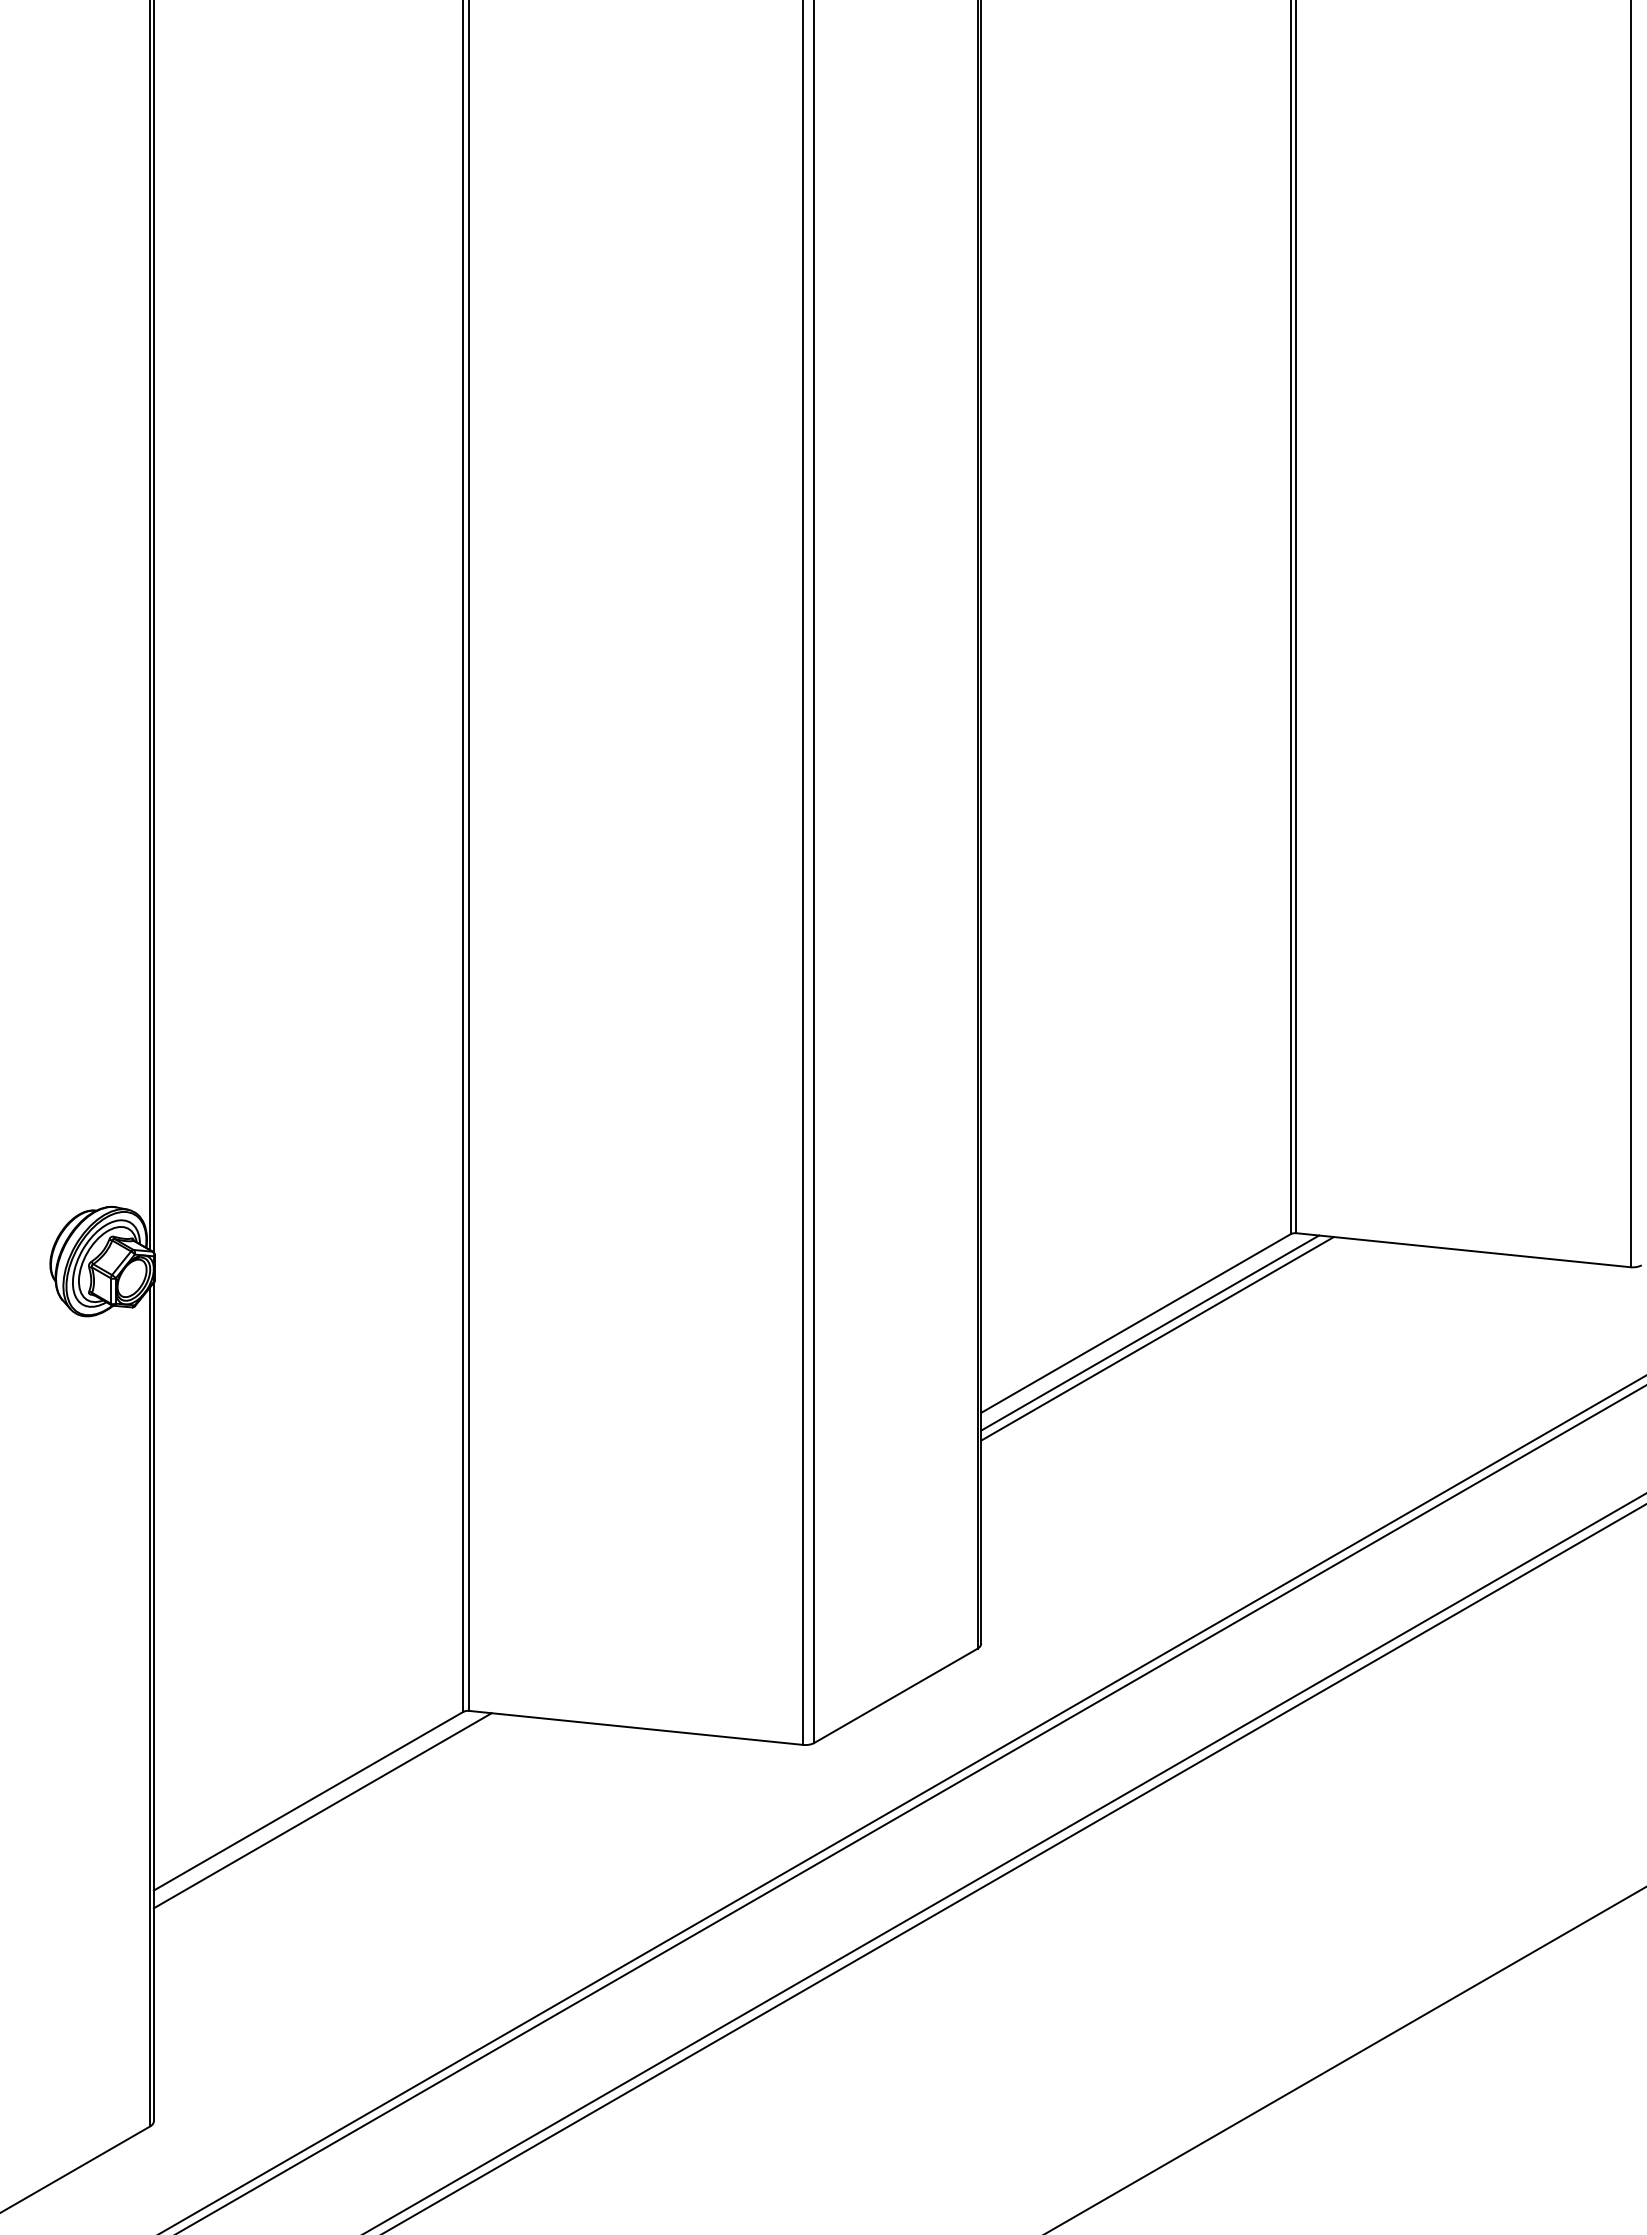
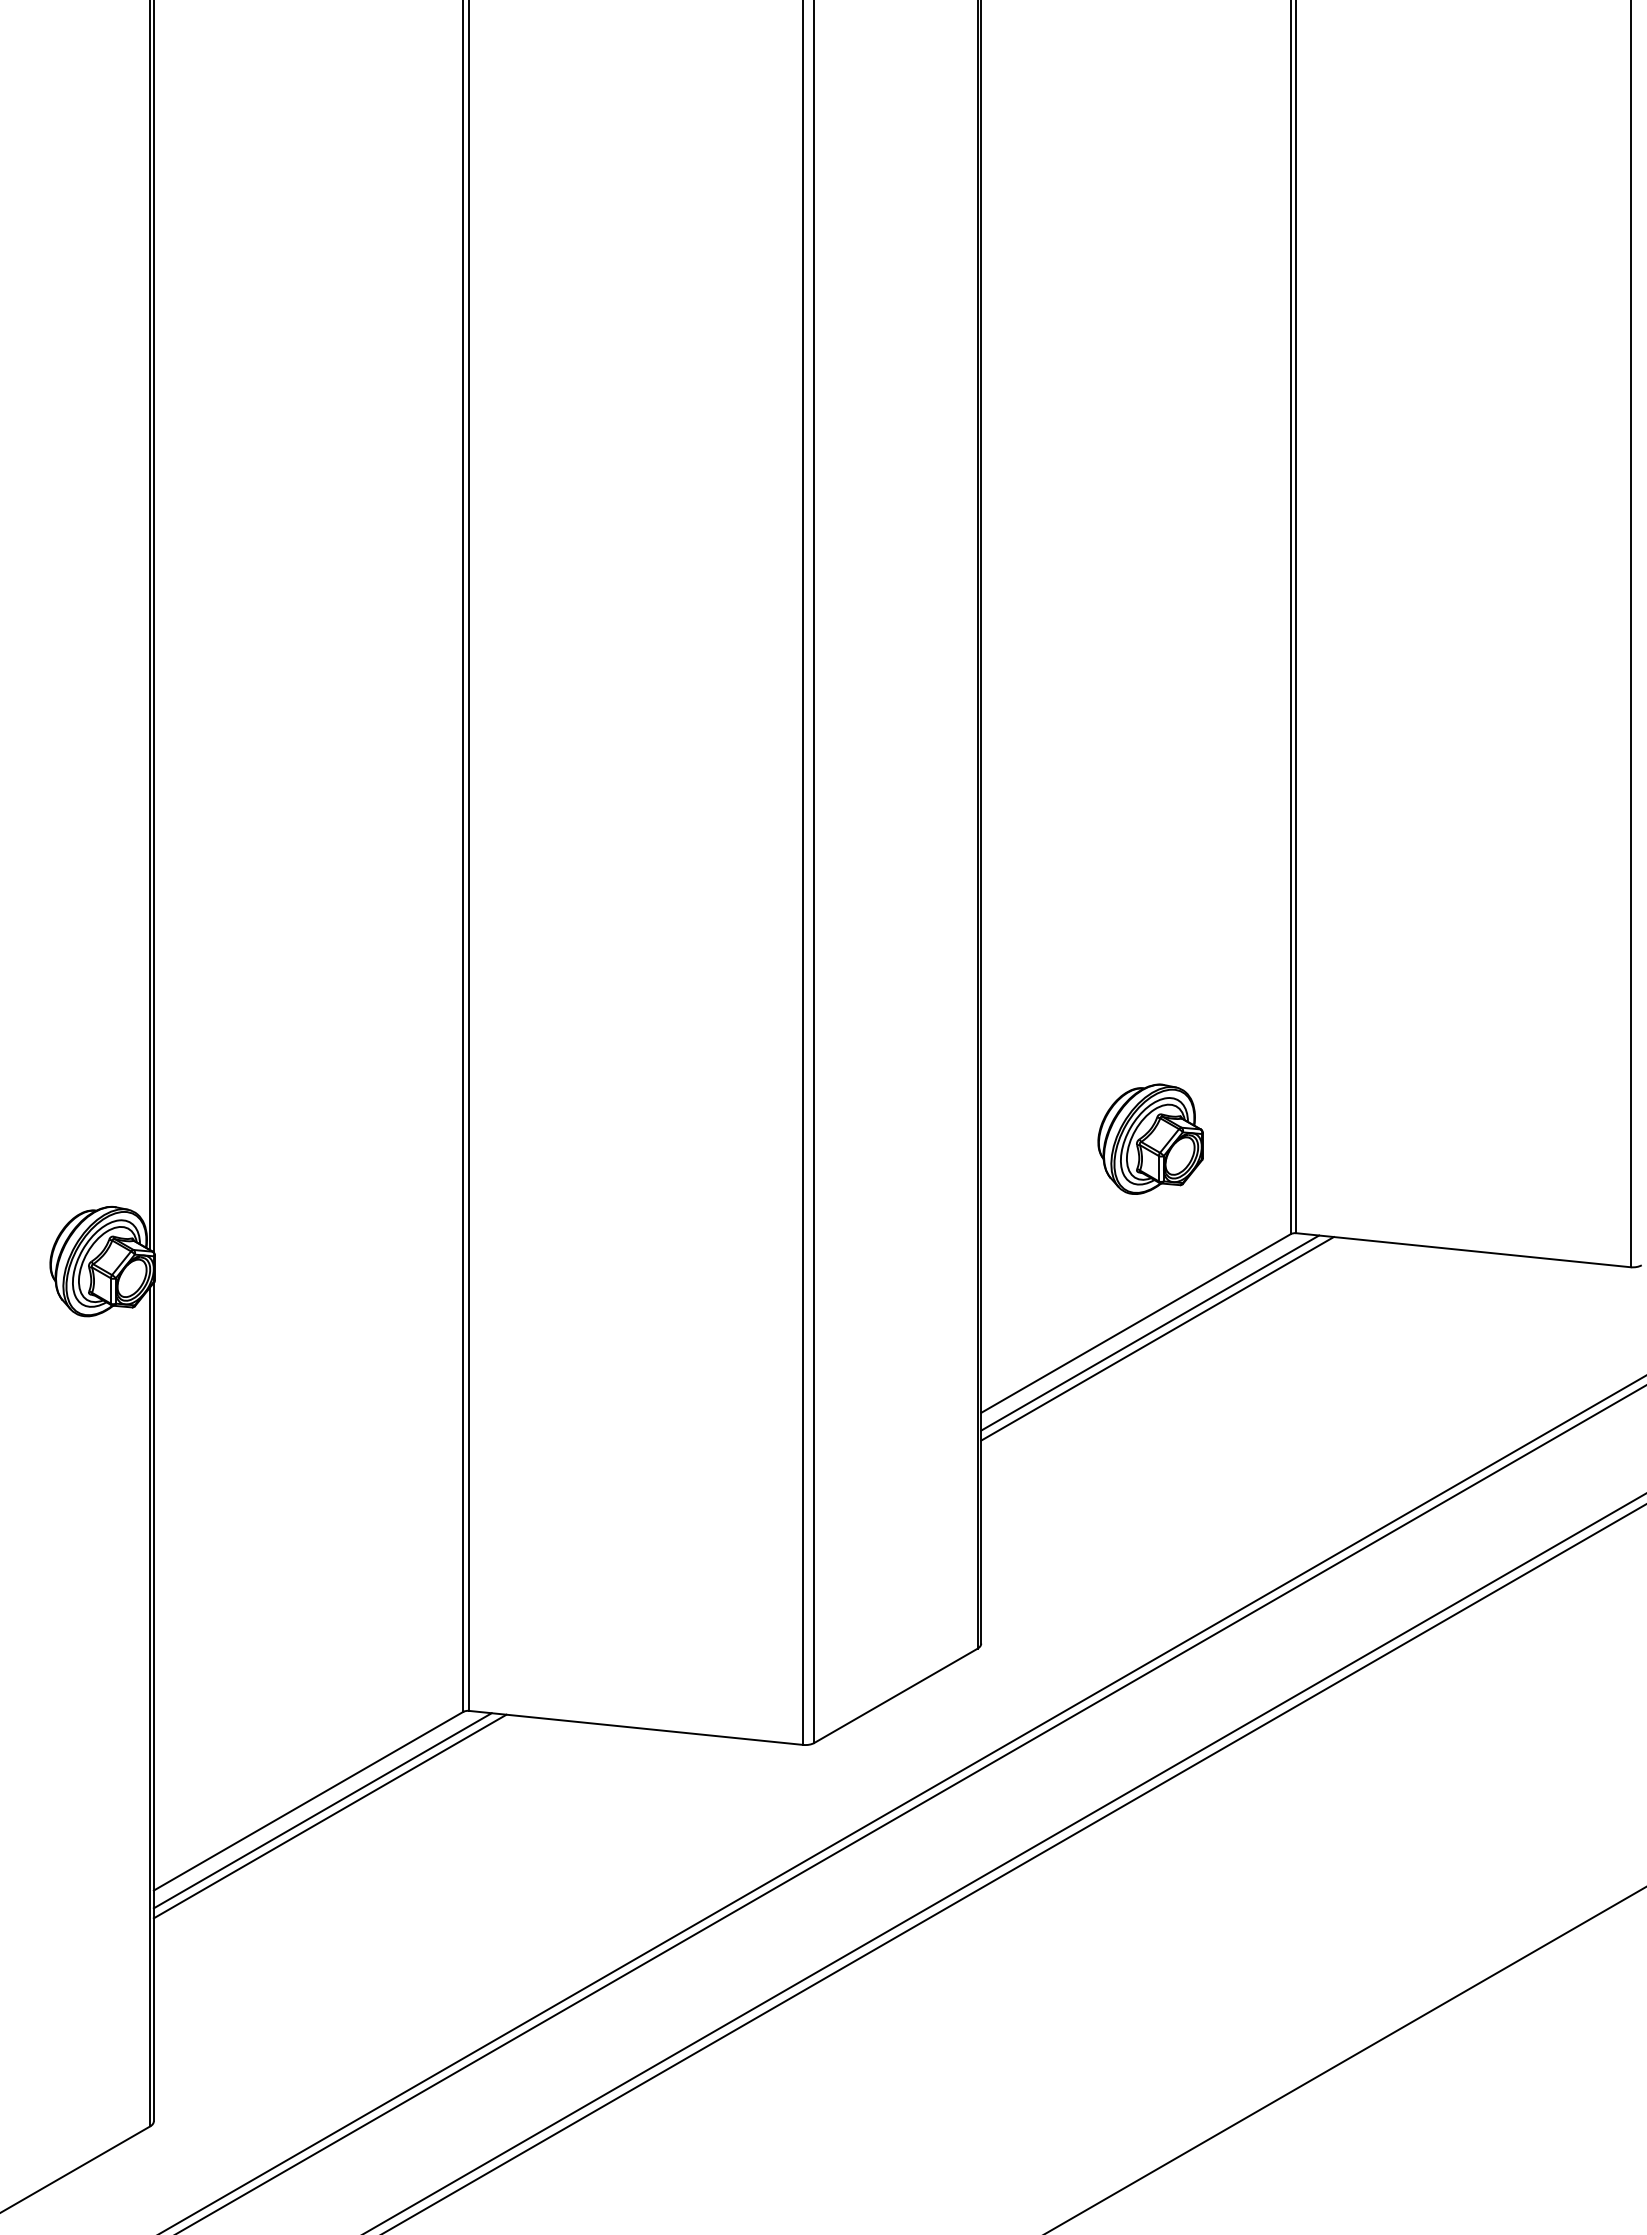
part: none -> present (1150, 1138)
line: none -> present (329, 1816)
